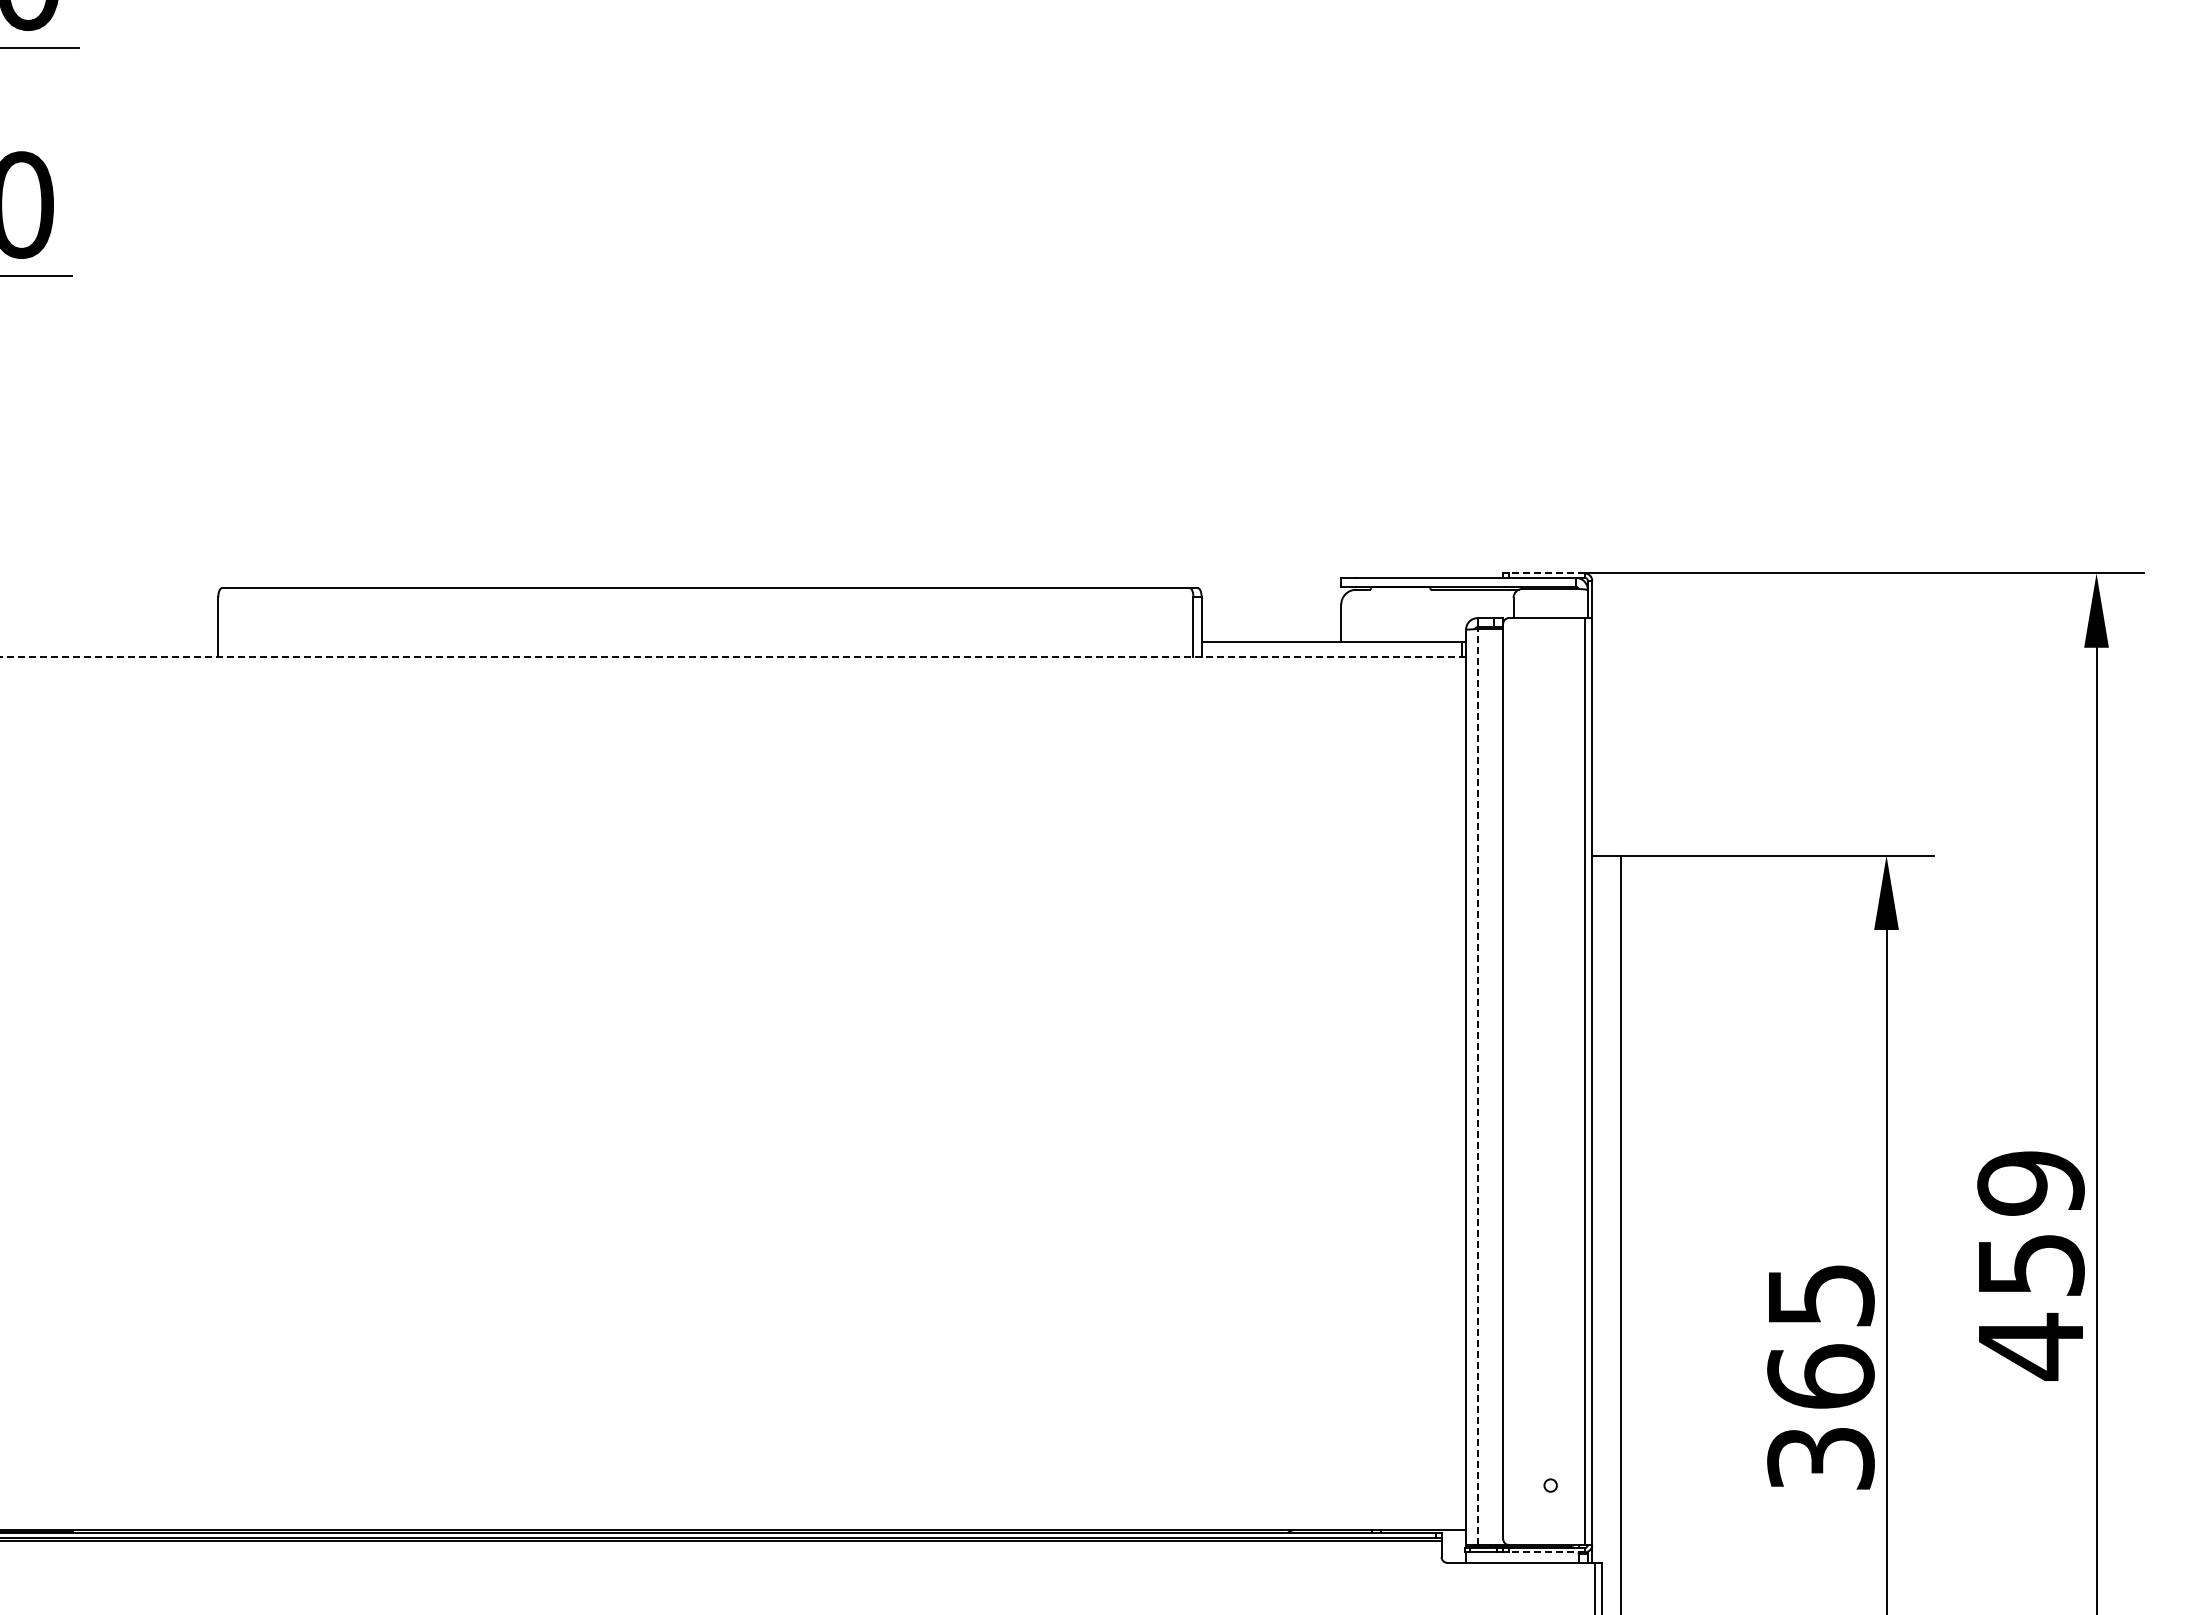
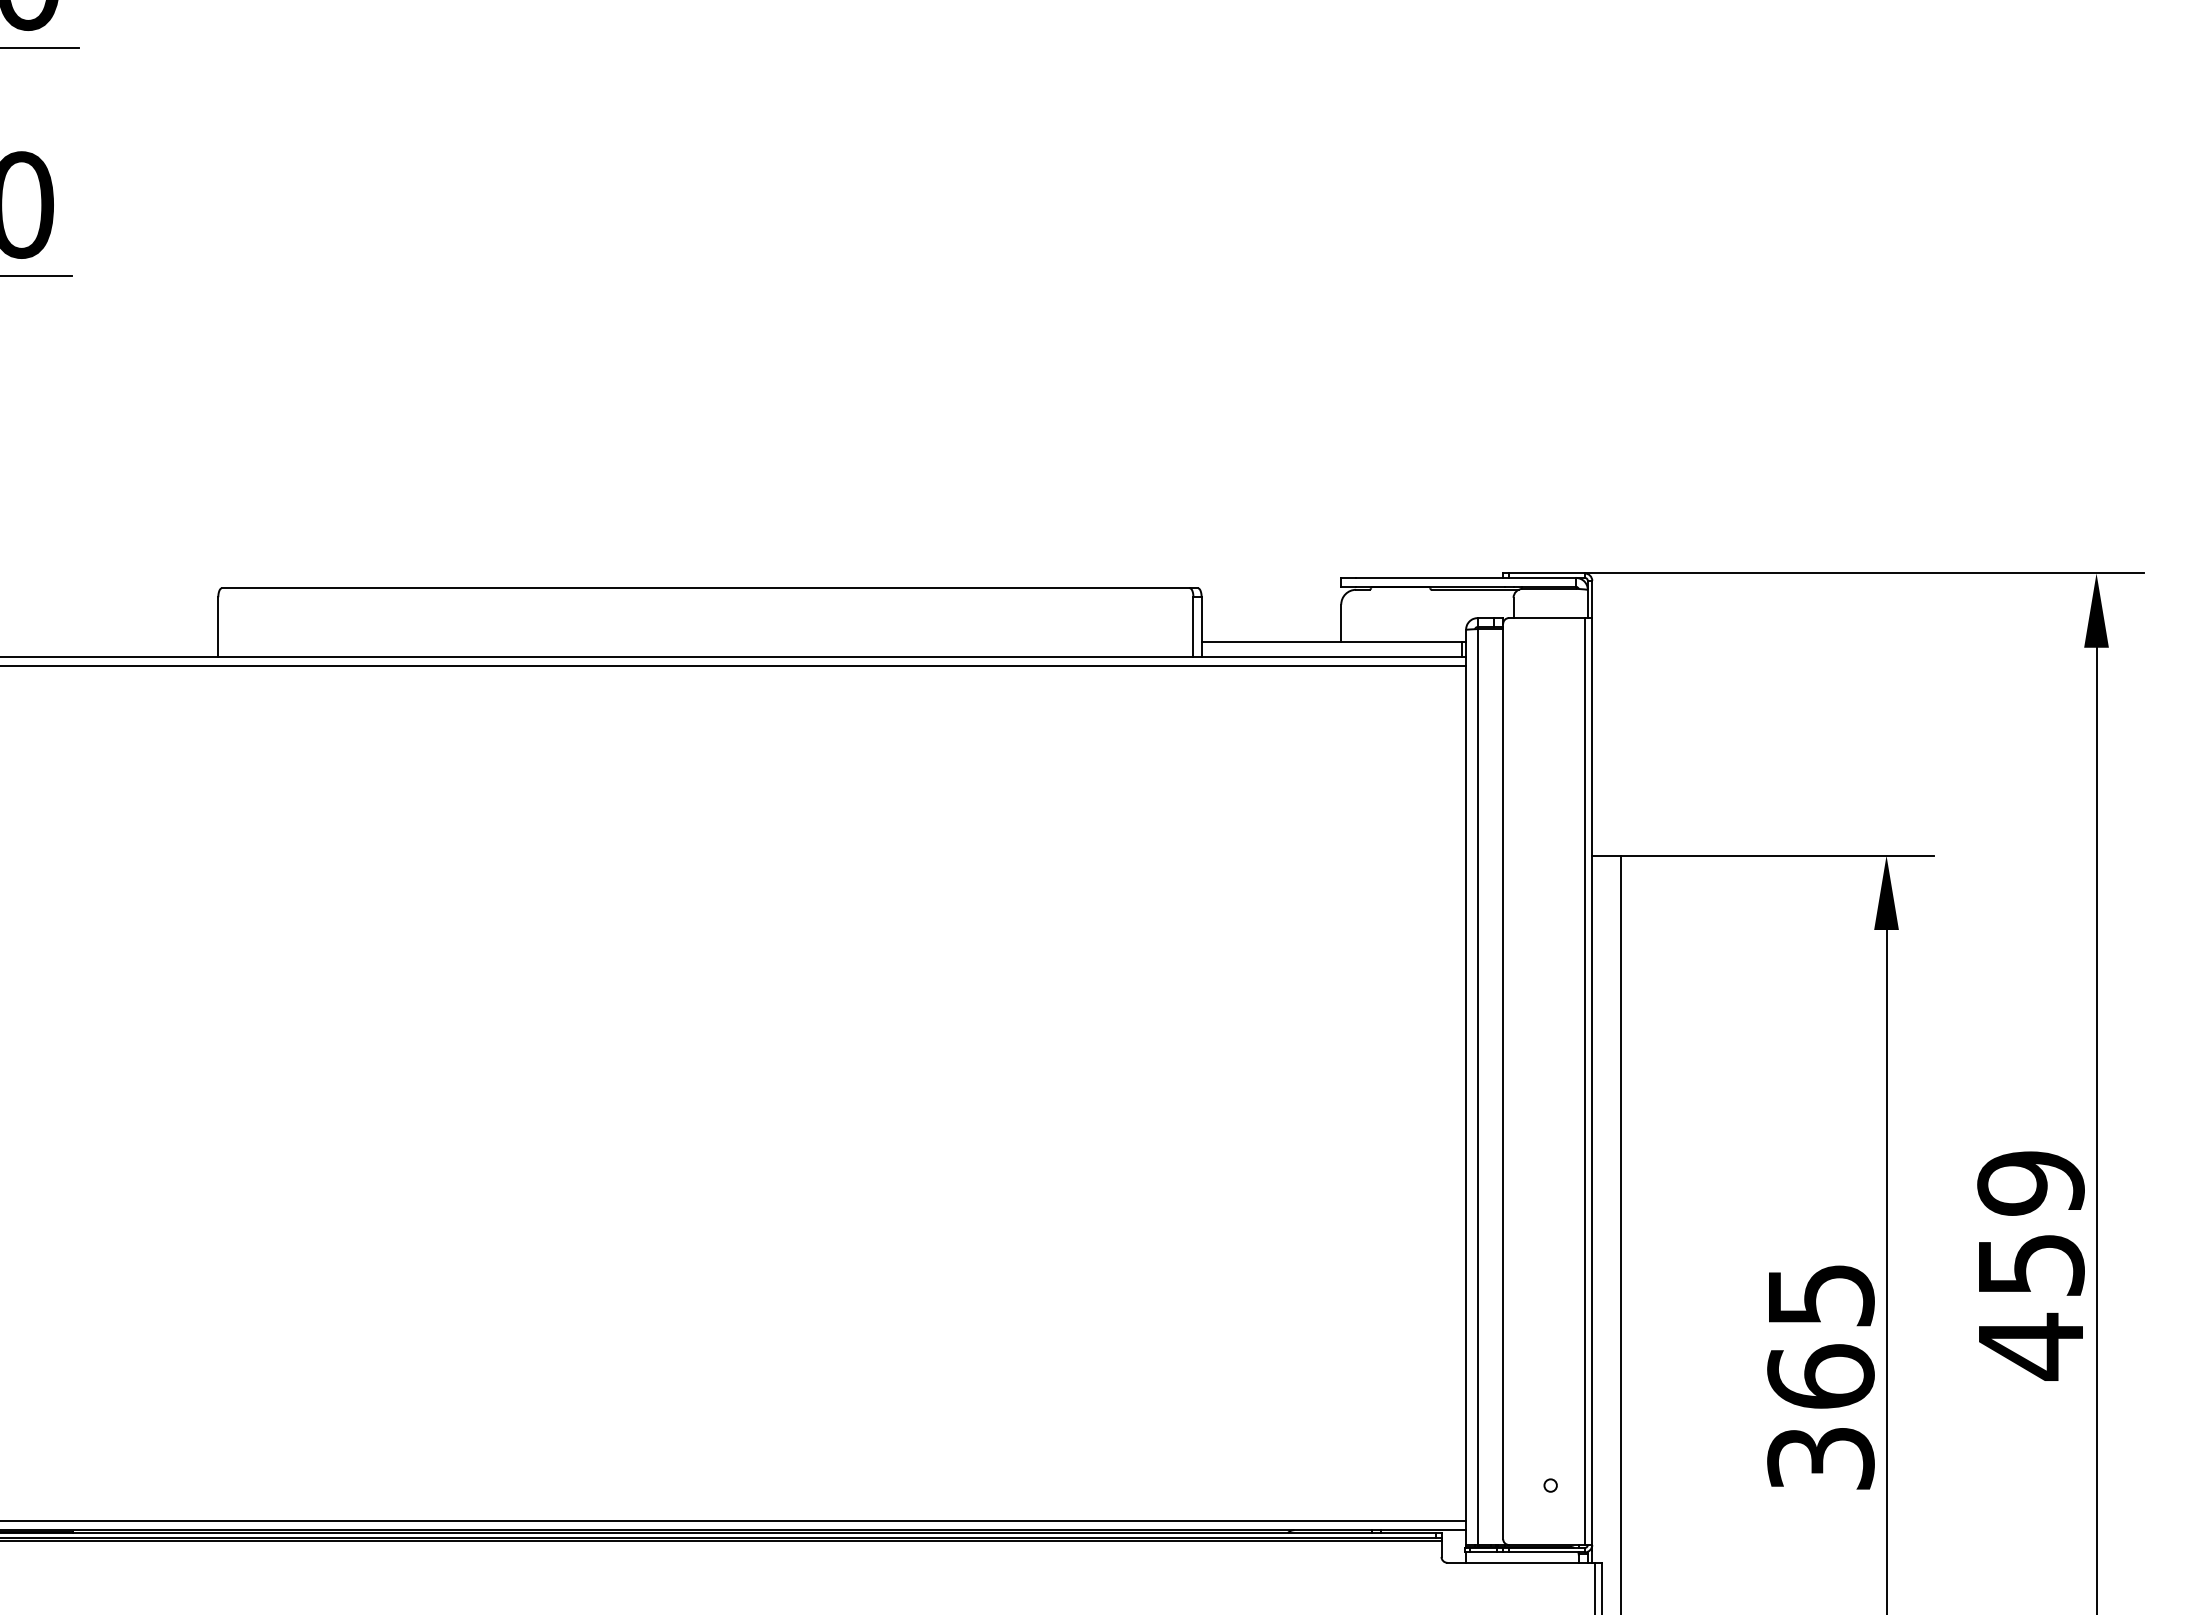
line: dashed -> solid (1546, 573)
line: dashed -> solid (733, 656)
line: none -> present (734, 665)
line: dashed -> solid (1477, 1087)
line: none -> present (734, 1521)
line: dashed -> solid (1546, 1552)
